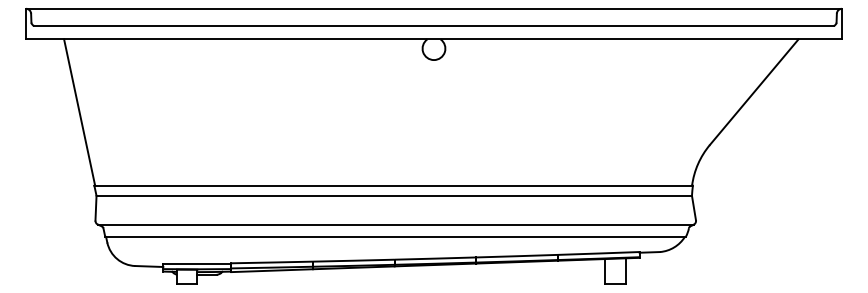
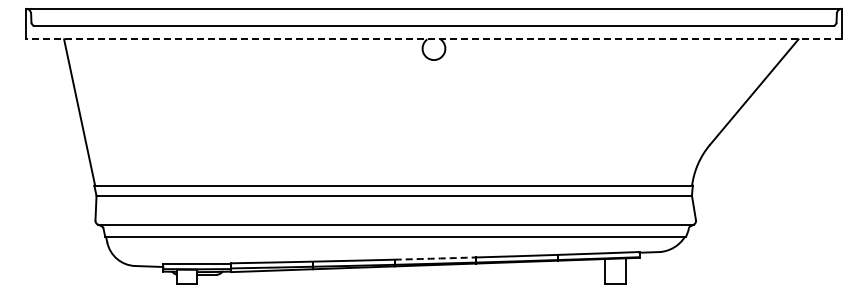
line: solid -> dashed (433, 39)
arc: solid -> dashed (435, 258)
